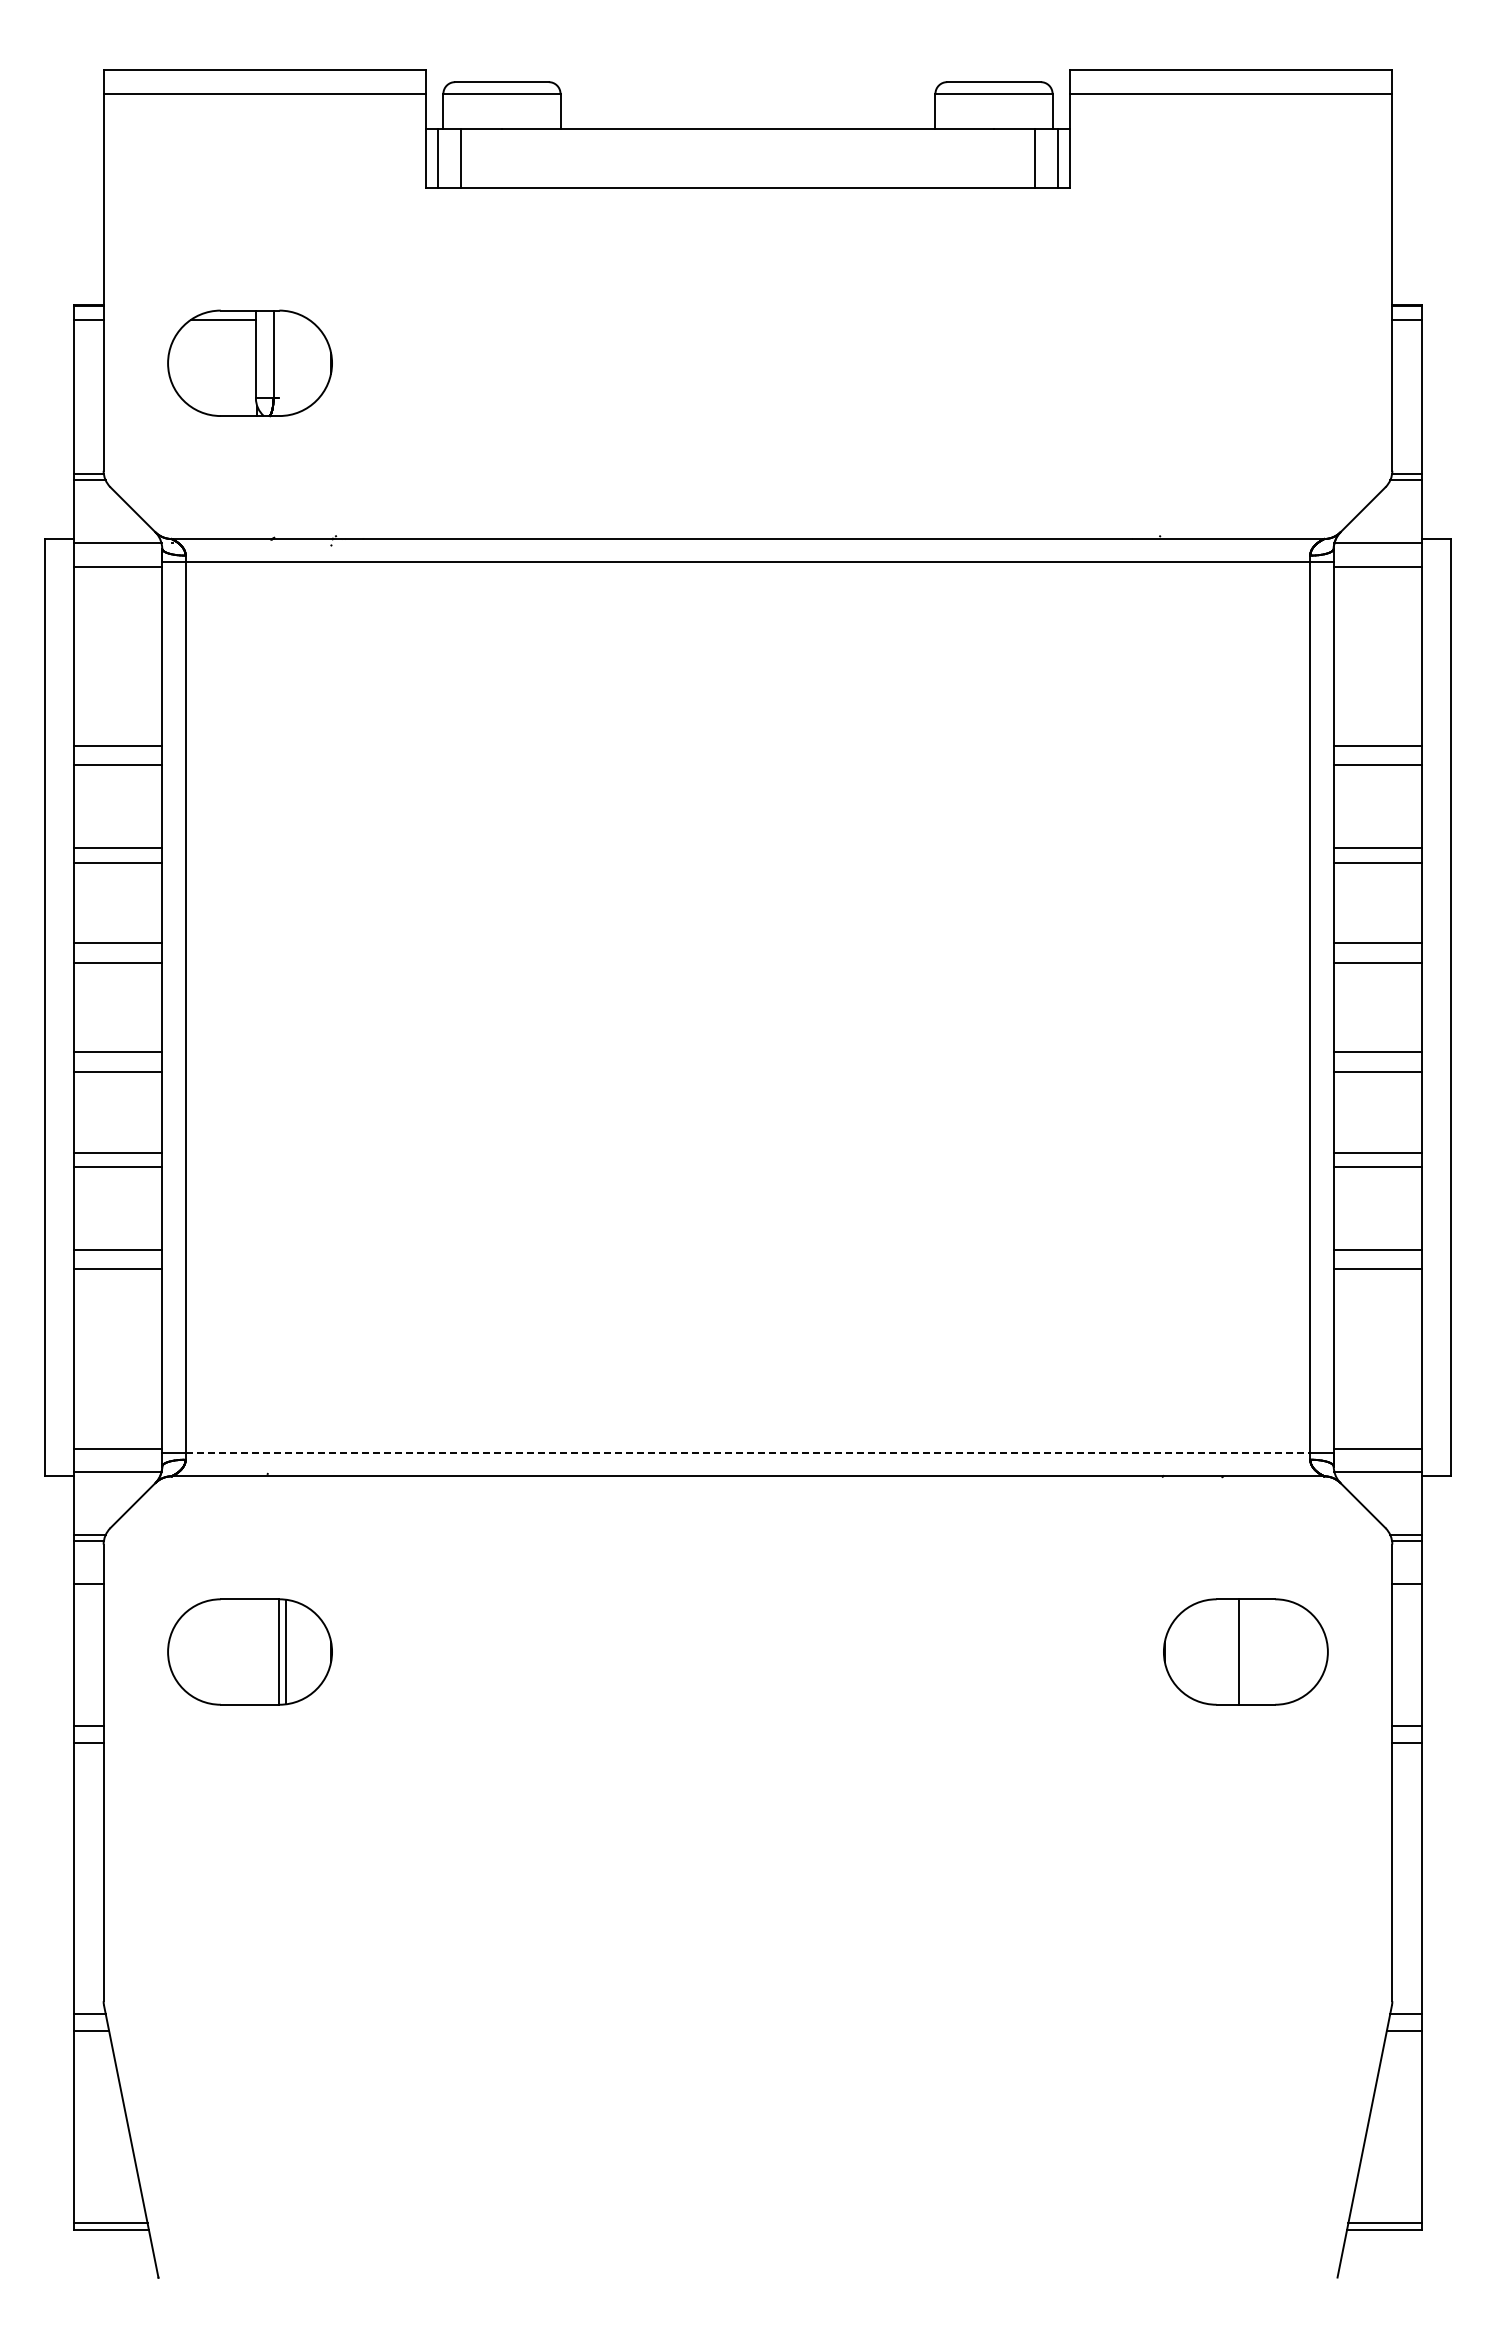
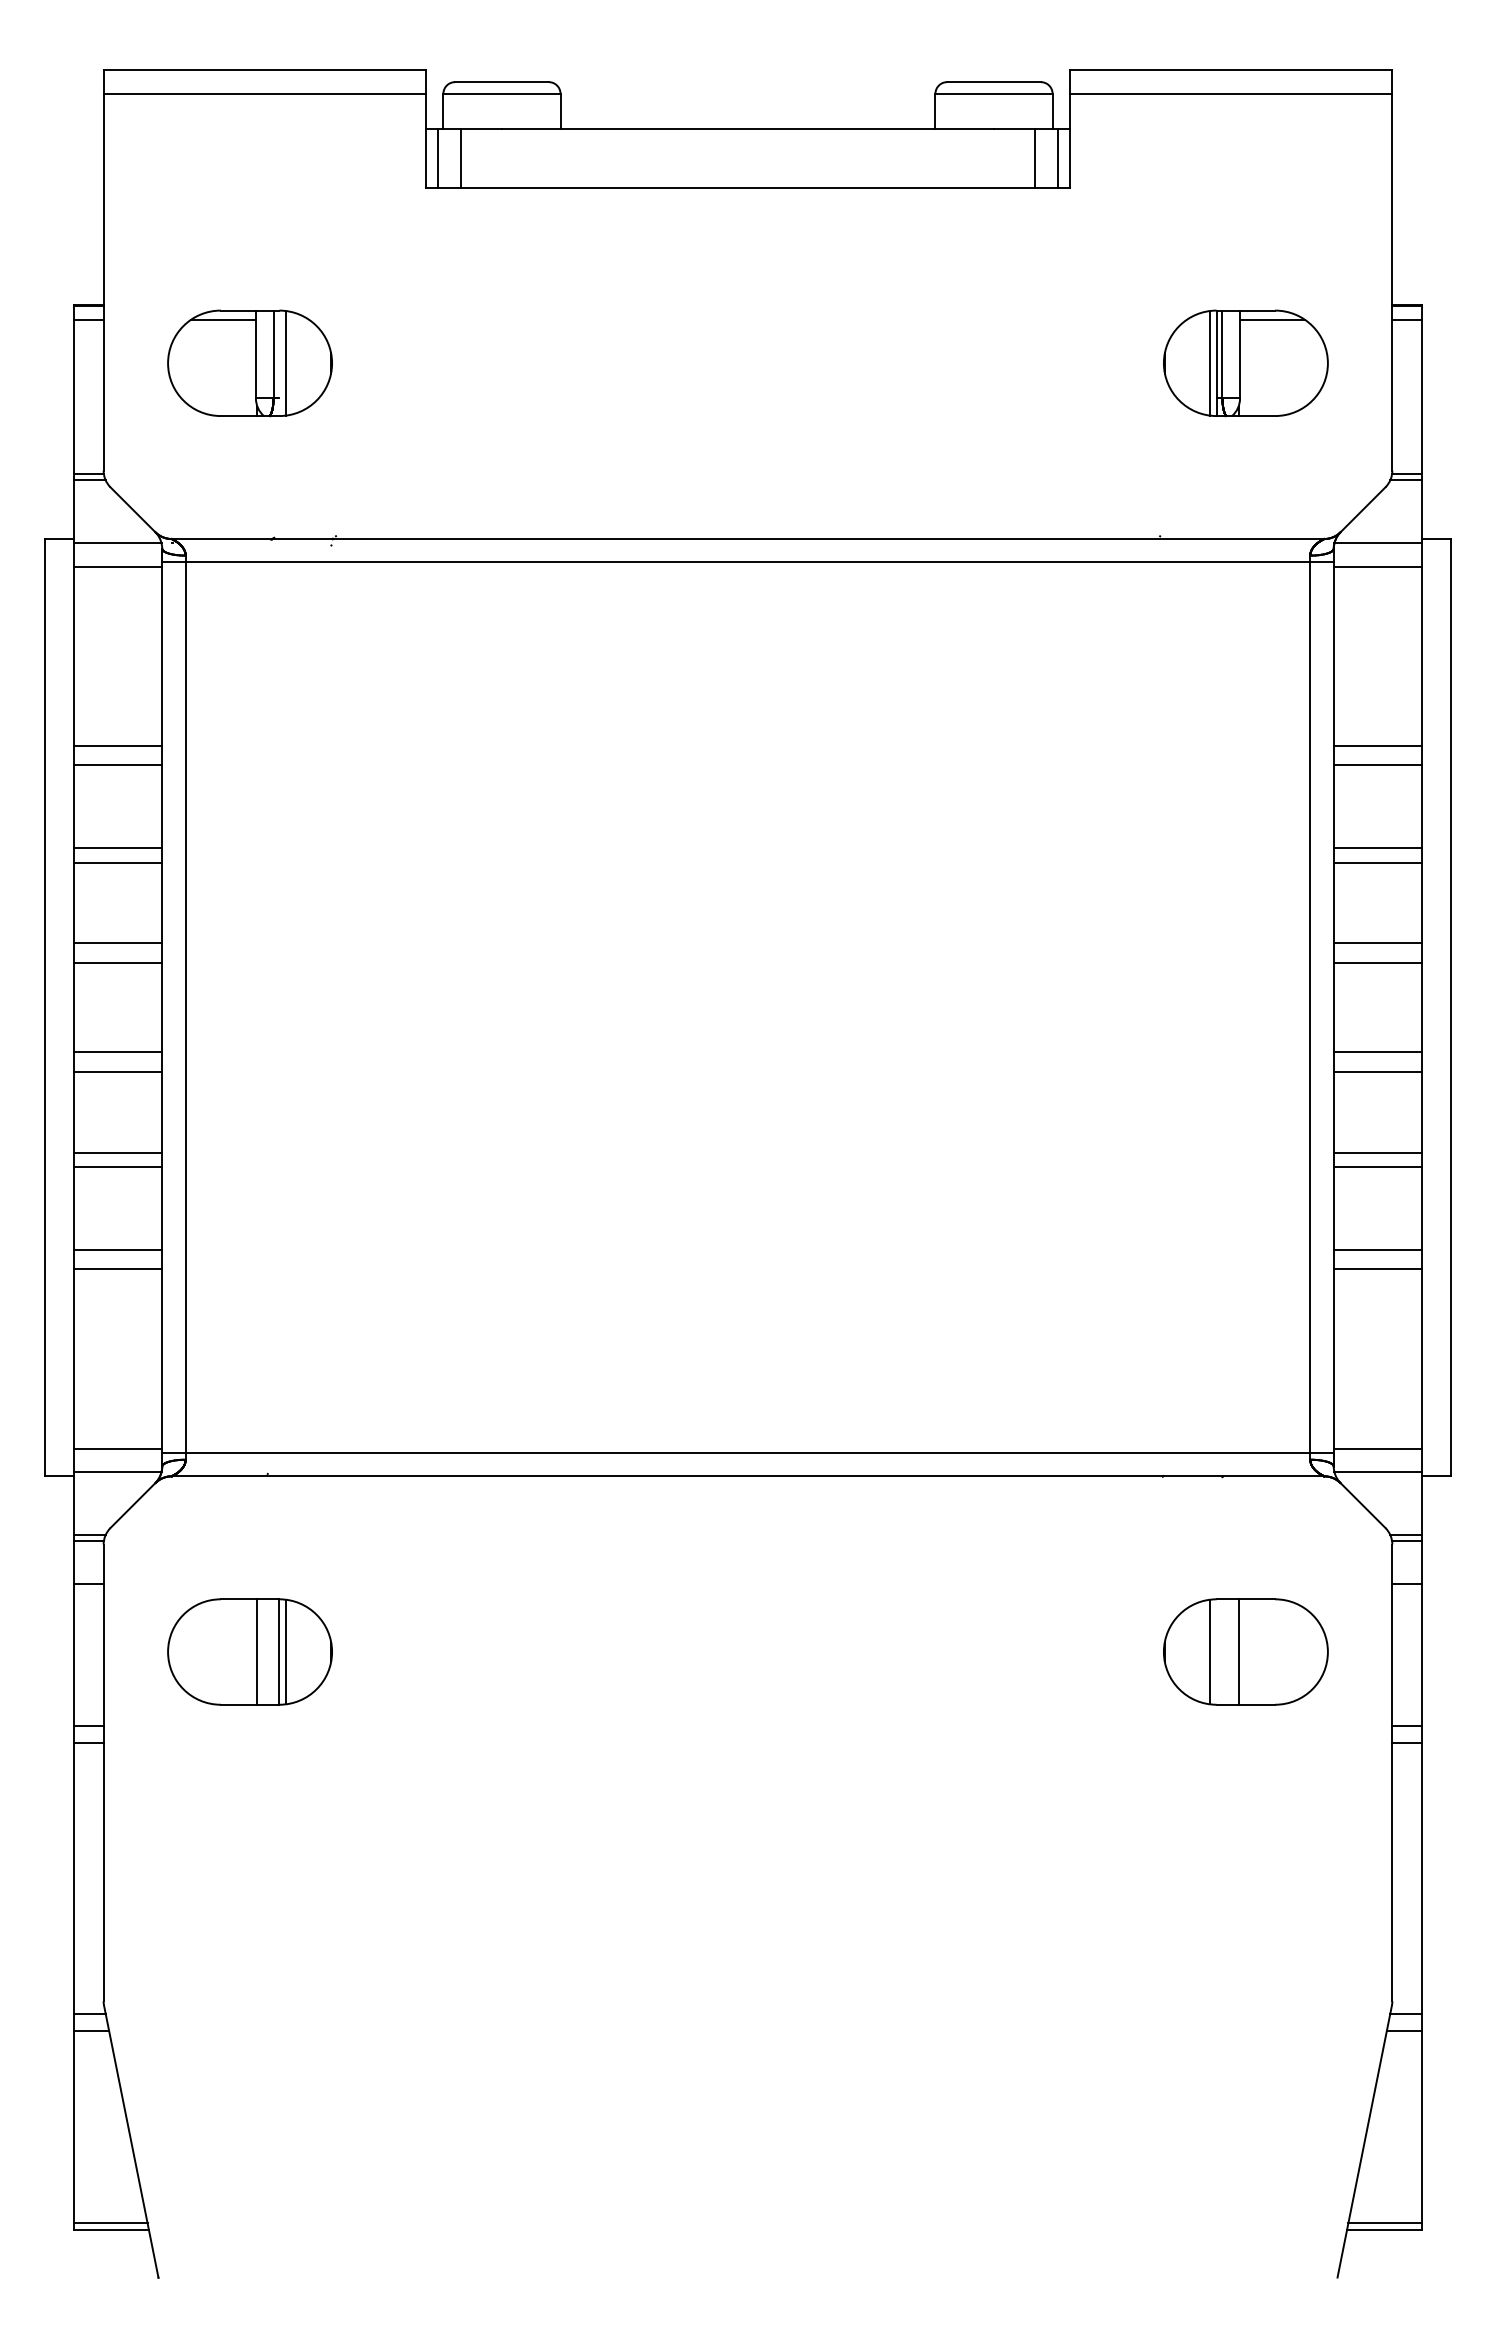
line: none -> present (286, 363)
part: none -> present (1245, 363)
line: dashed -> solid (748, 1452)
line: none -> present (257, 1651)
line: none -> present (1209, 1651)
